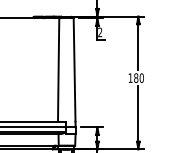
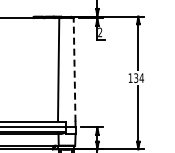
line: solid -> dashed (74, 69)
text: 180 -> 134 (139, 77)
